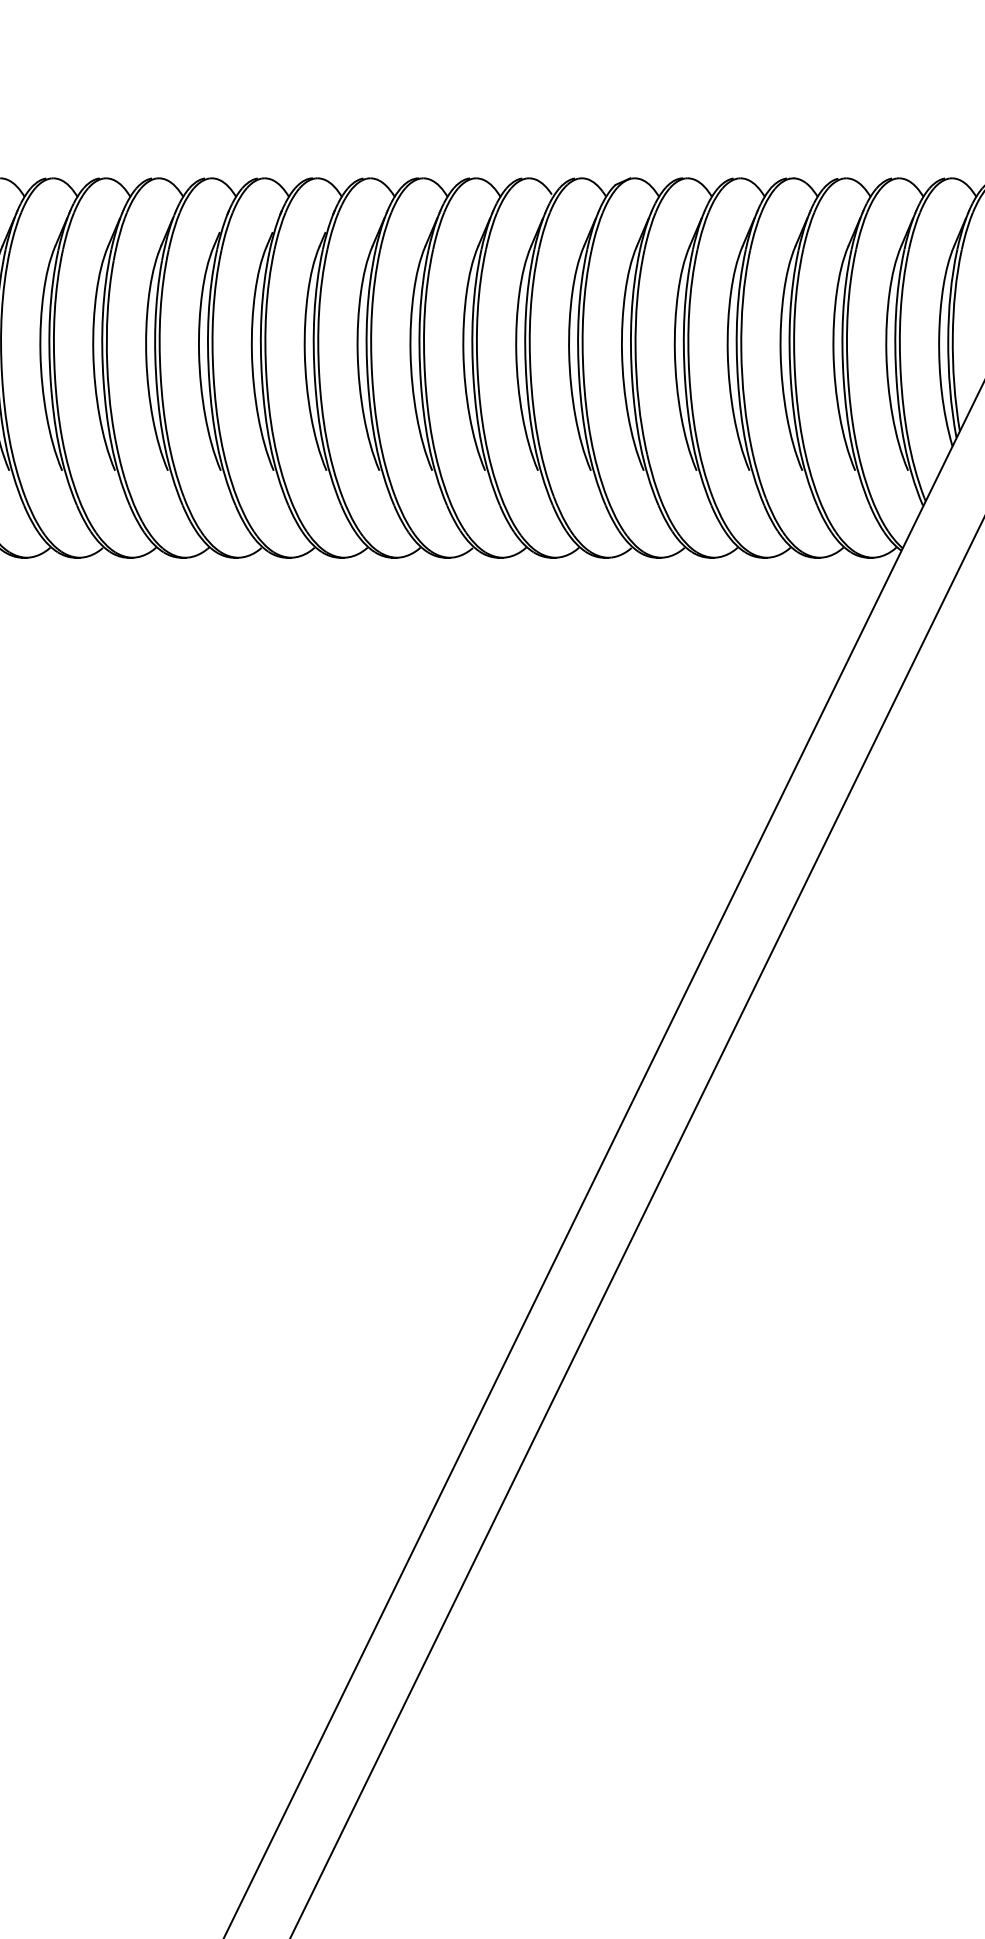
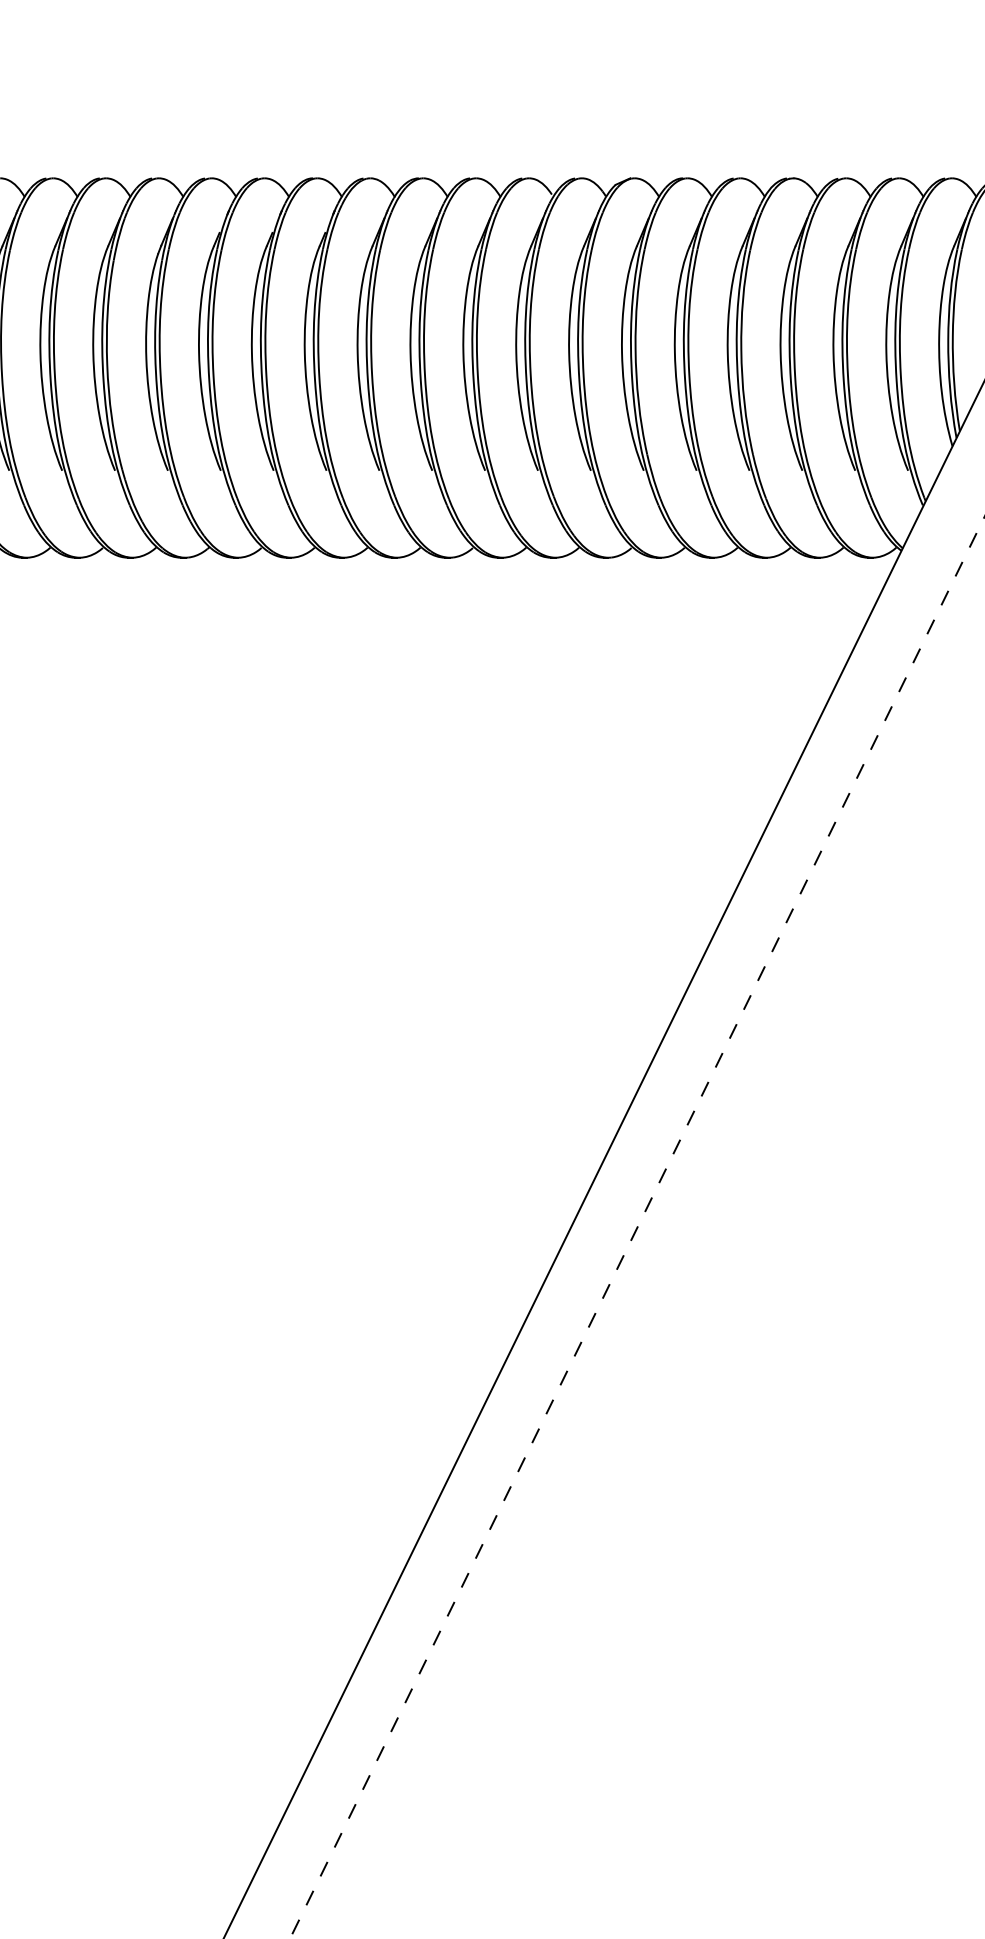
line: solid -> dashed (637, 1228)
